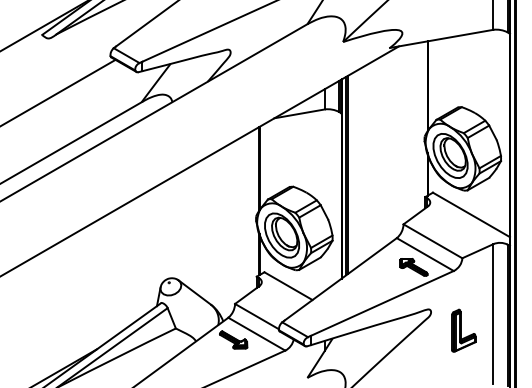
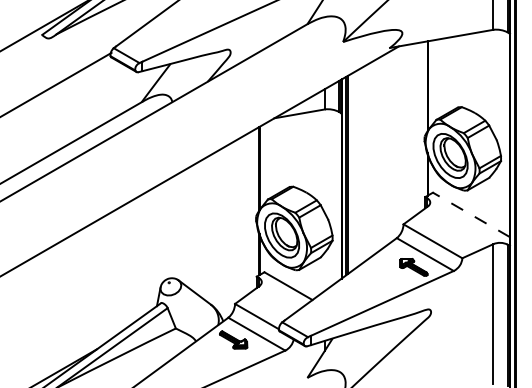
line position: (58, 91) -> (56, 83) (56, 83)
line: solid -> dashed (471, 214)
part: present -> none (463, 330)
